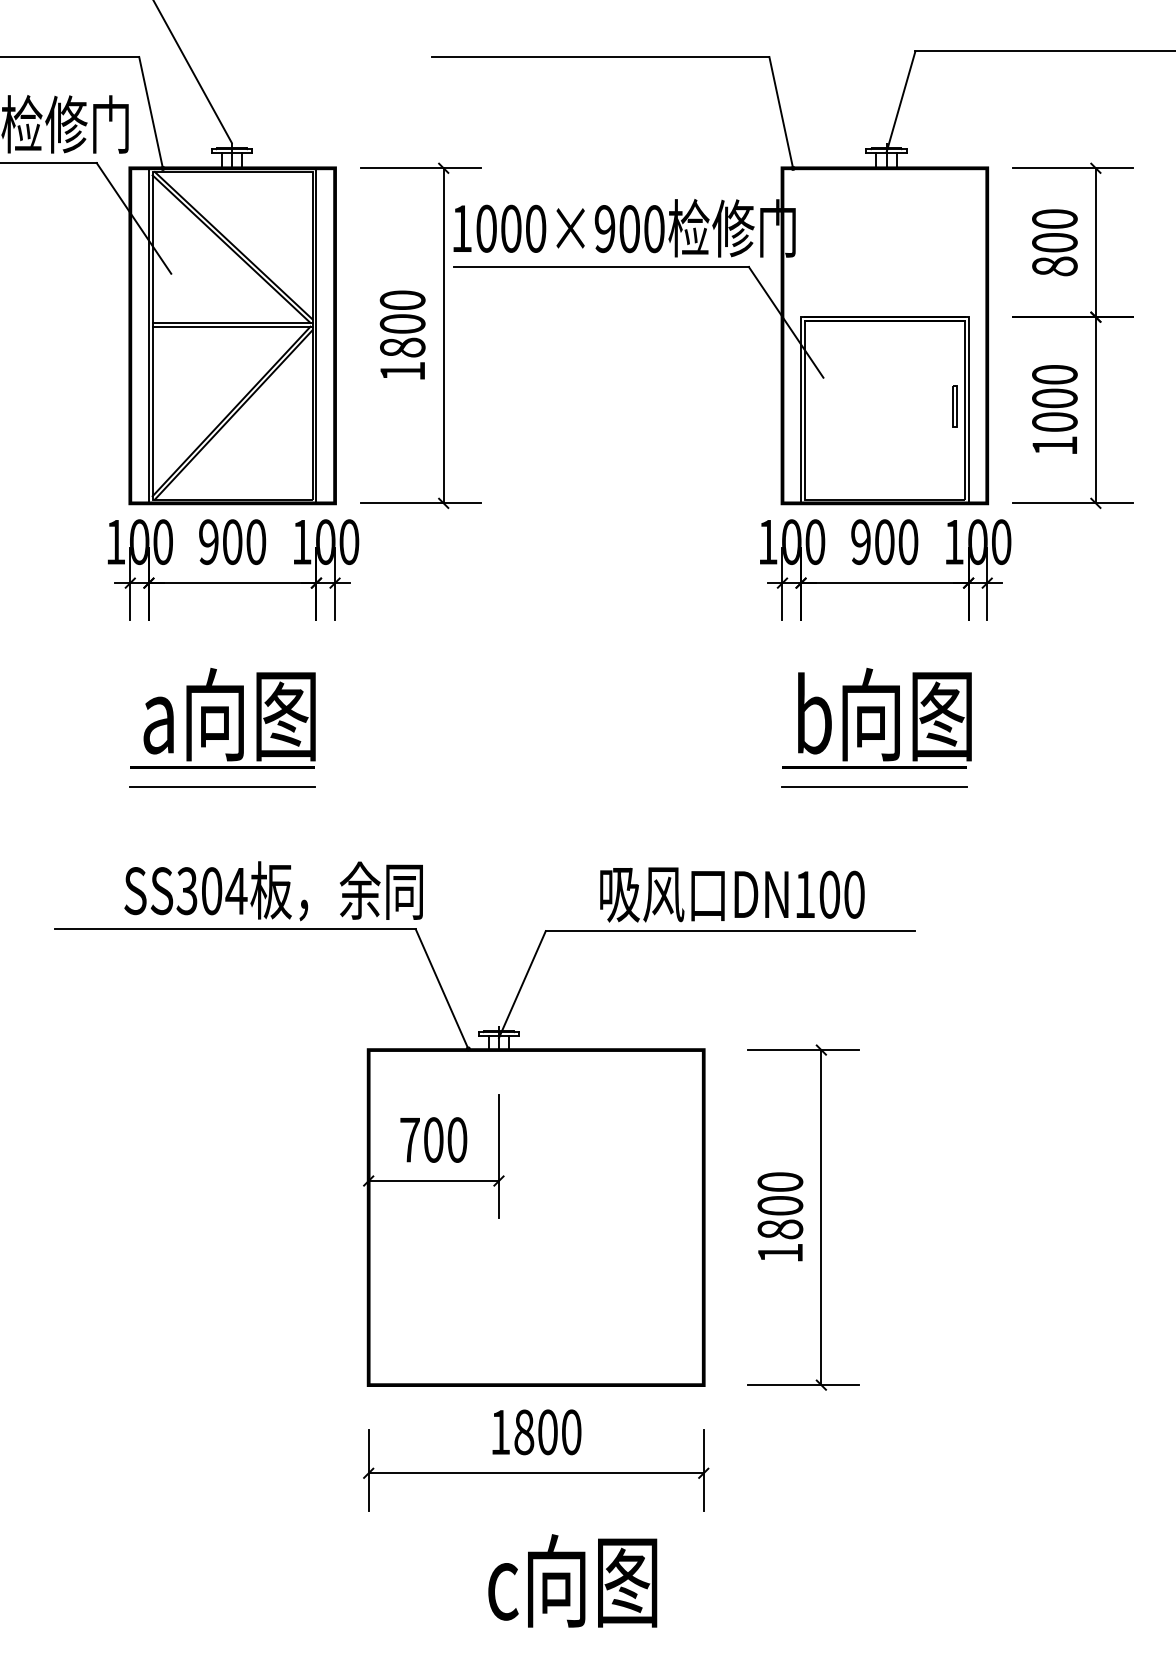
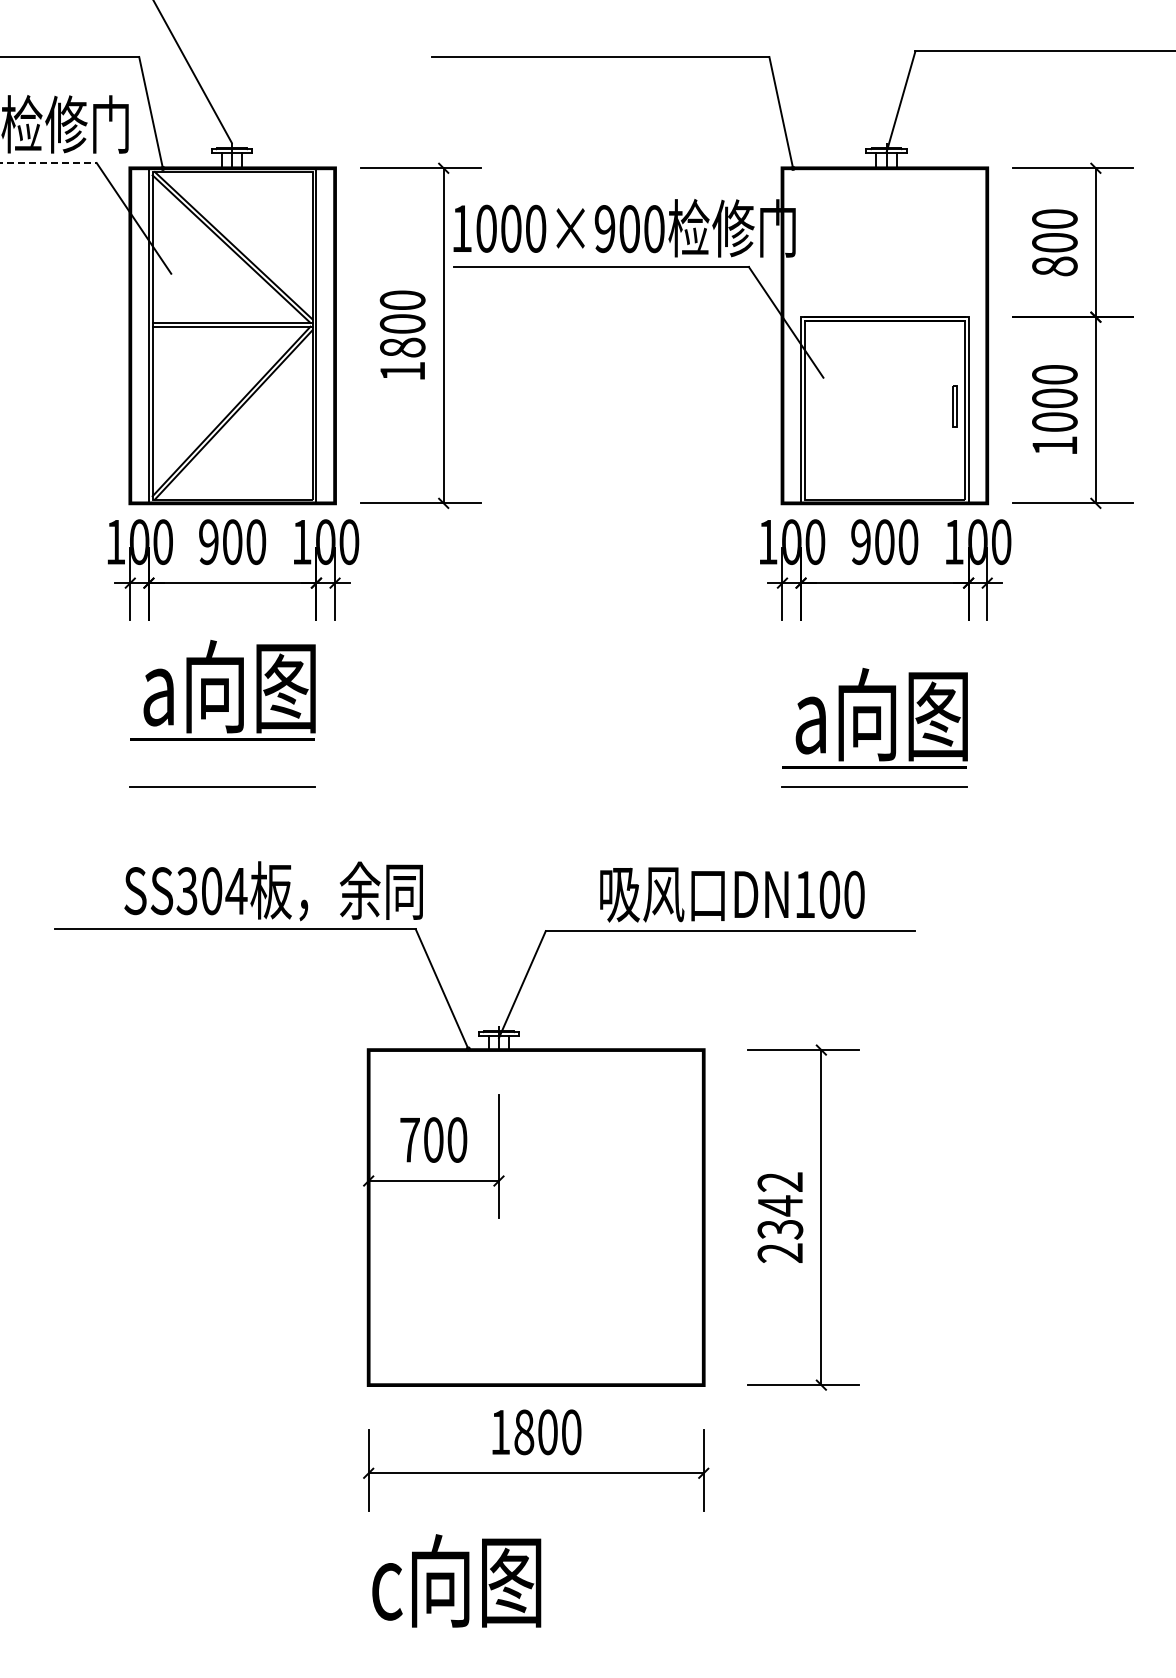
line: solid -> dashed (48, 163)
text: b向图 -> a向图 (883, 714)
text position: (222, 718) -> (222, 690) (222, 690)
text: 1800 -> 2342 (780, 1217)
text position: (572, 1580) -> (456, 1580) (456, 1580)
